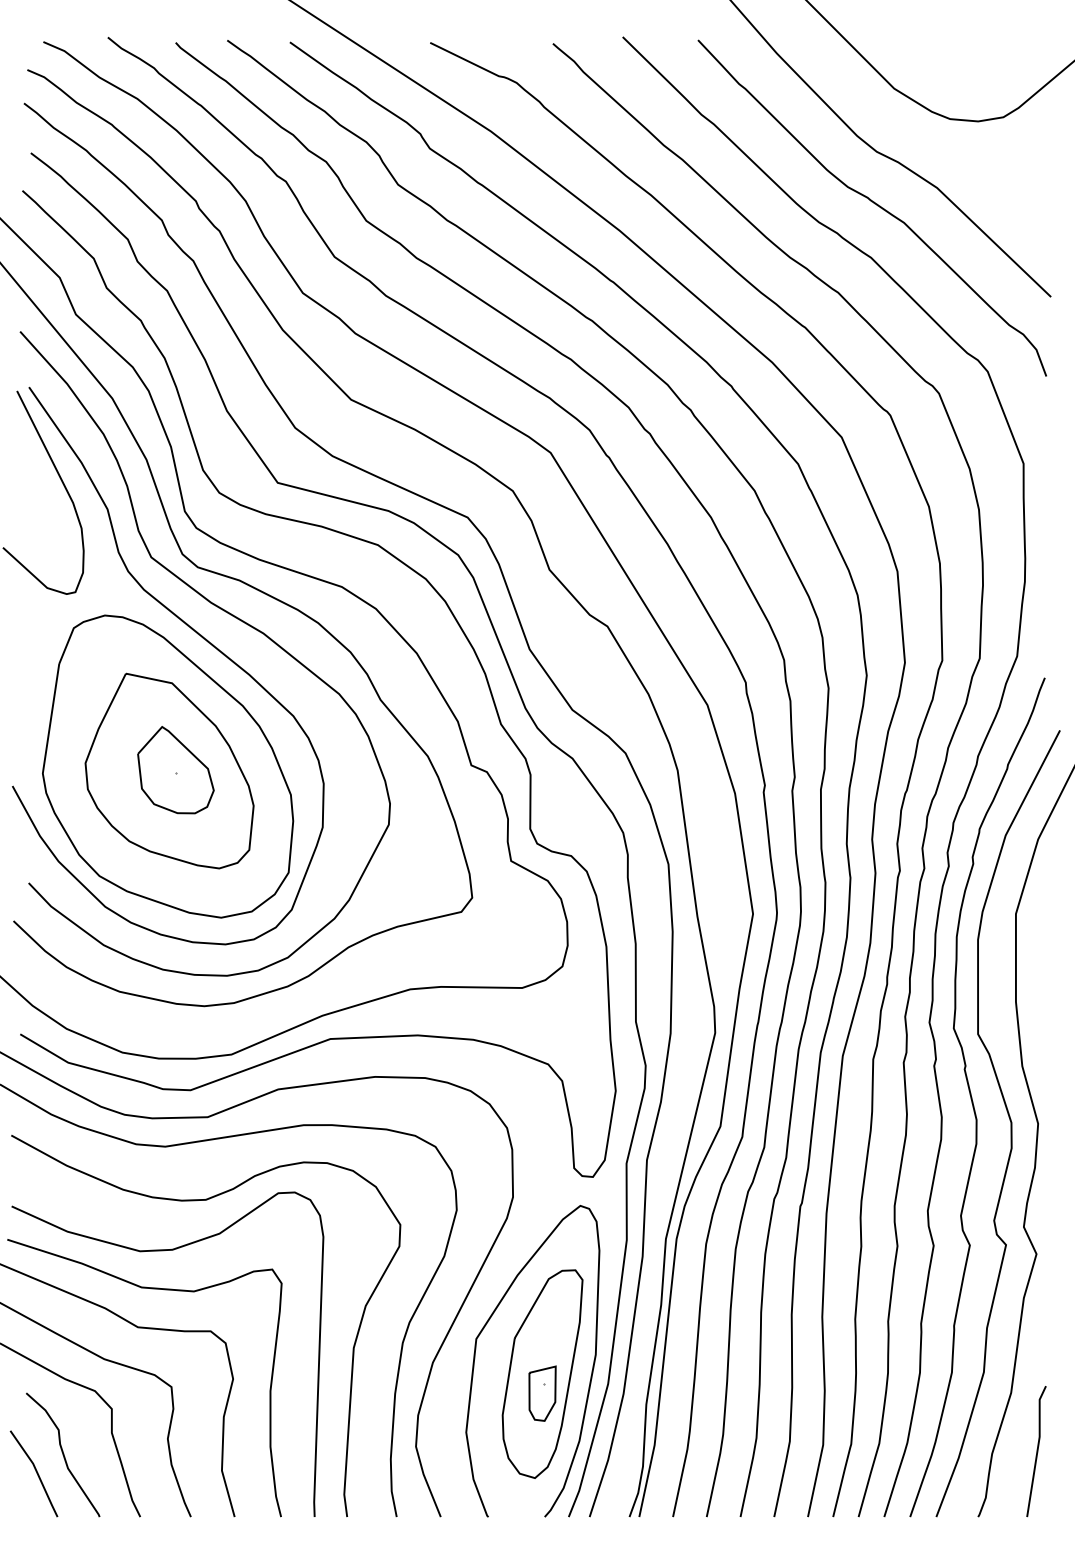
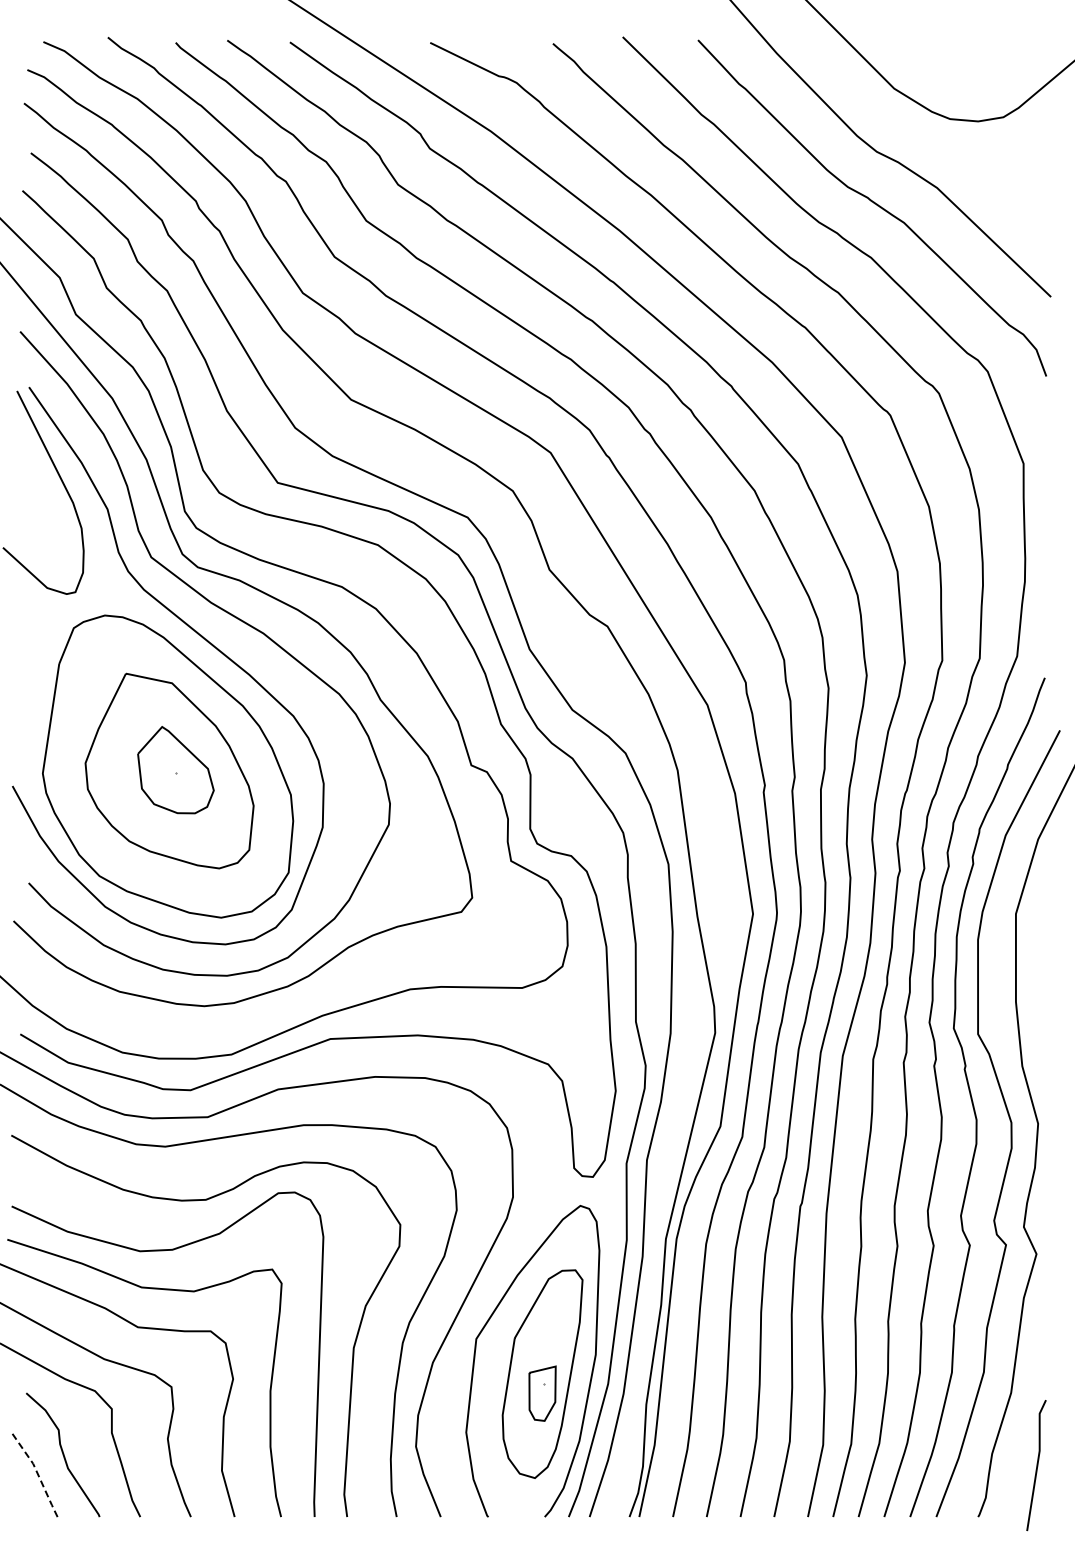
curve position: (1036, 1451) -> (1036, 1465) (1036, 1465)
line: solid -> dashed (37, 1472)
